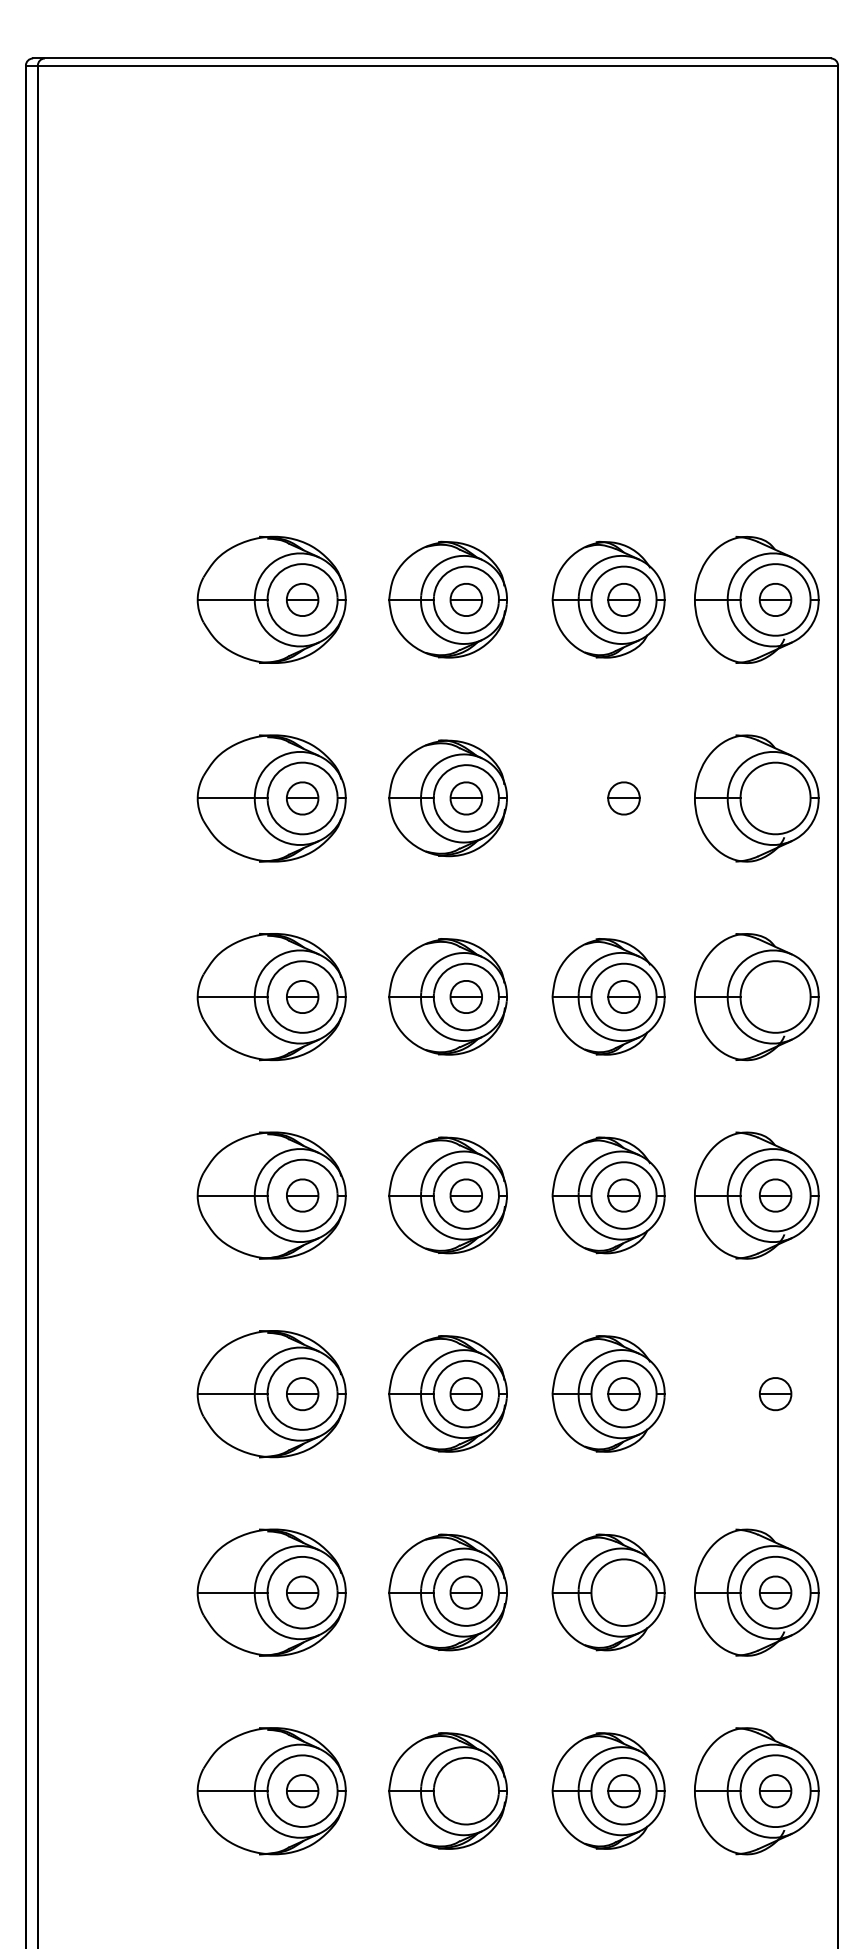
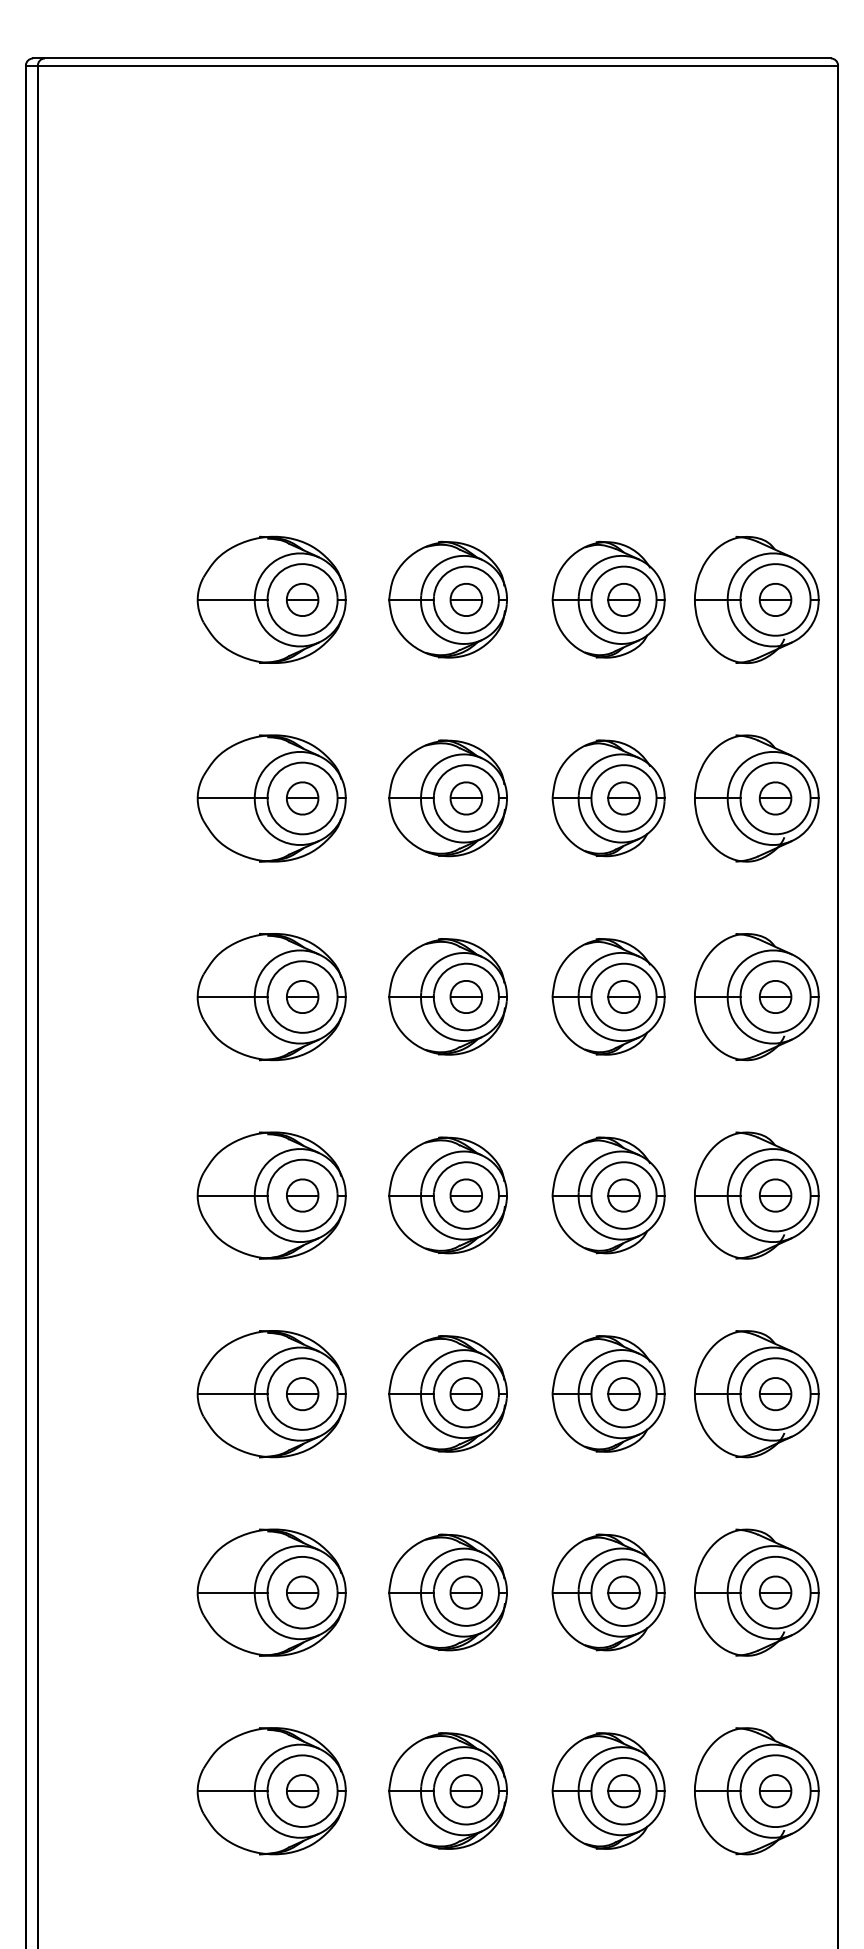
part: none -> present (608, 798)
part: none -> present (775, 798)
part: none -> present (775, 996)
part: none -> present (756, 1394)
part: none -> present (623, 1592)
part: none -> present (465, 1791)
